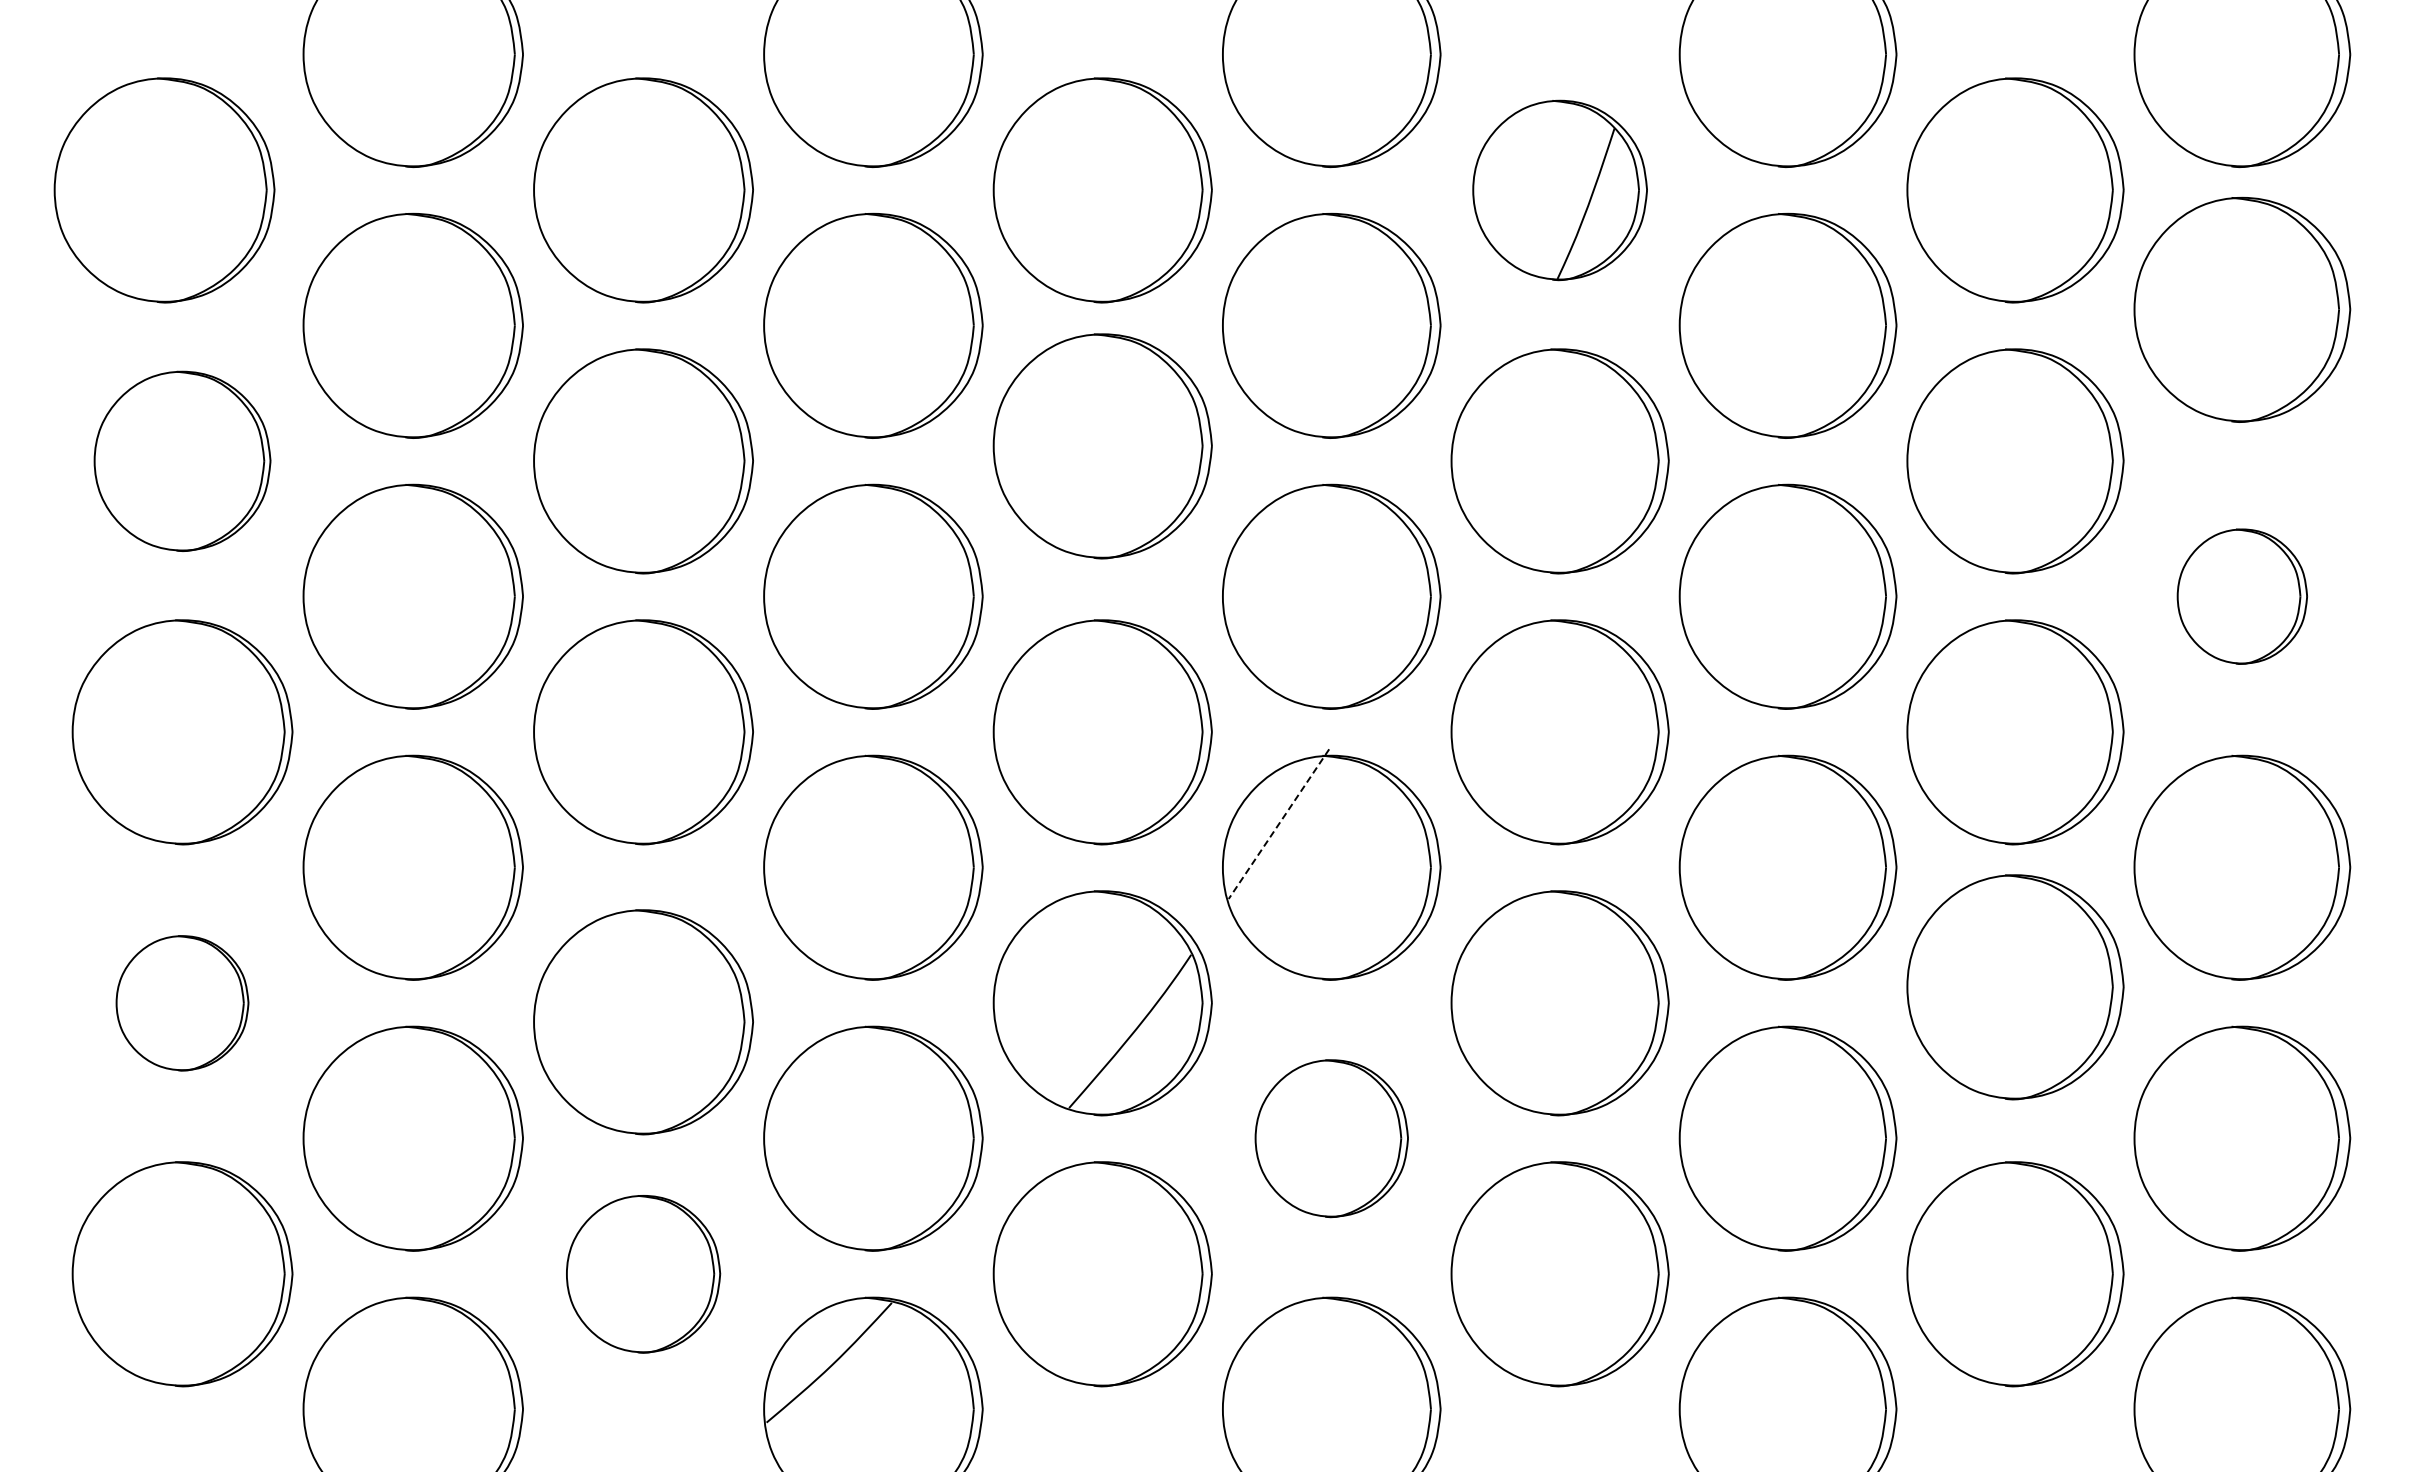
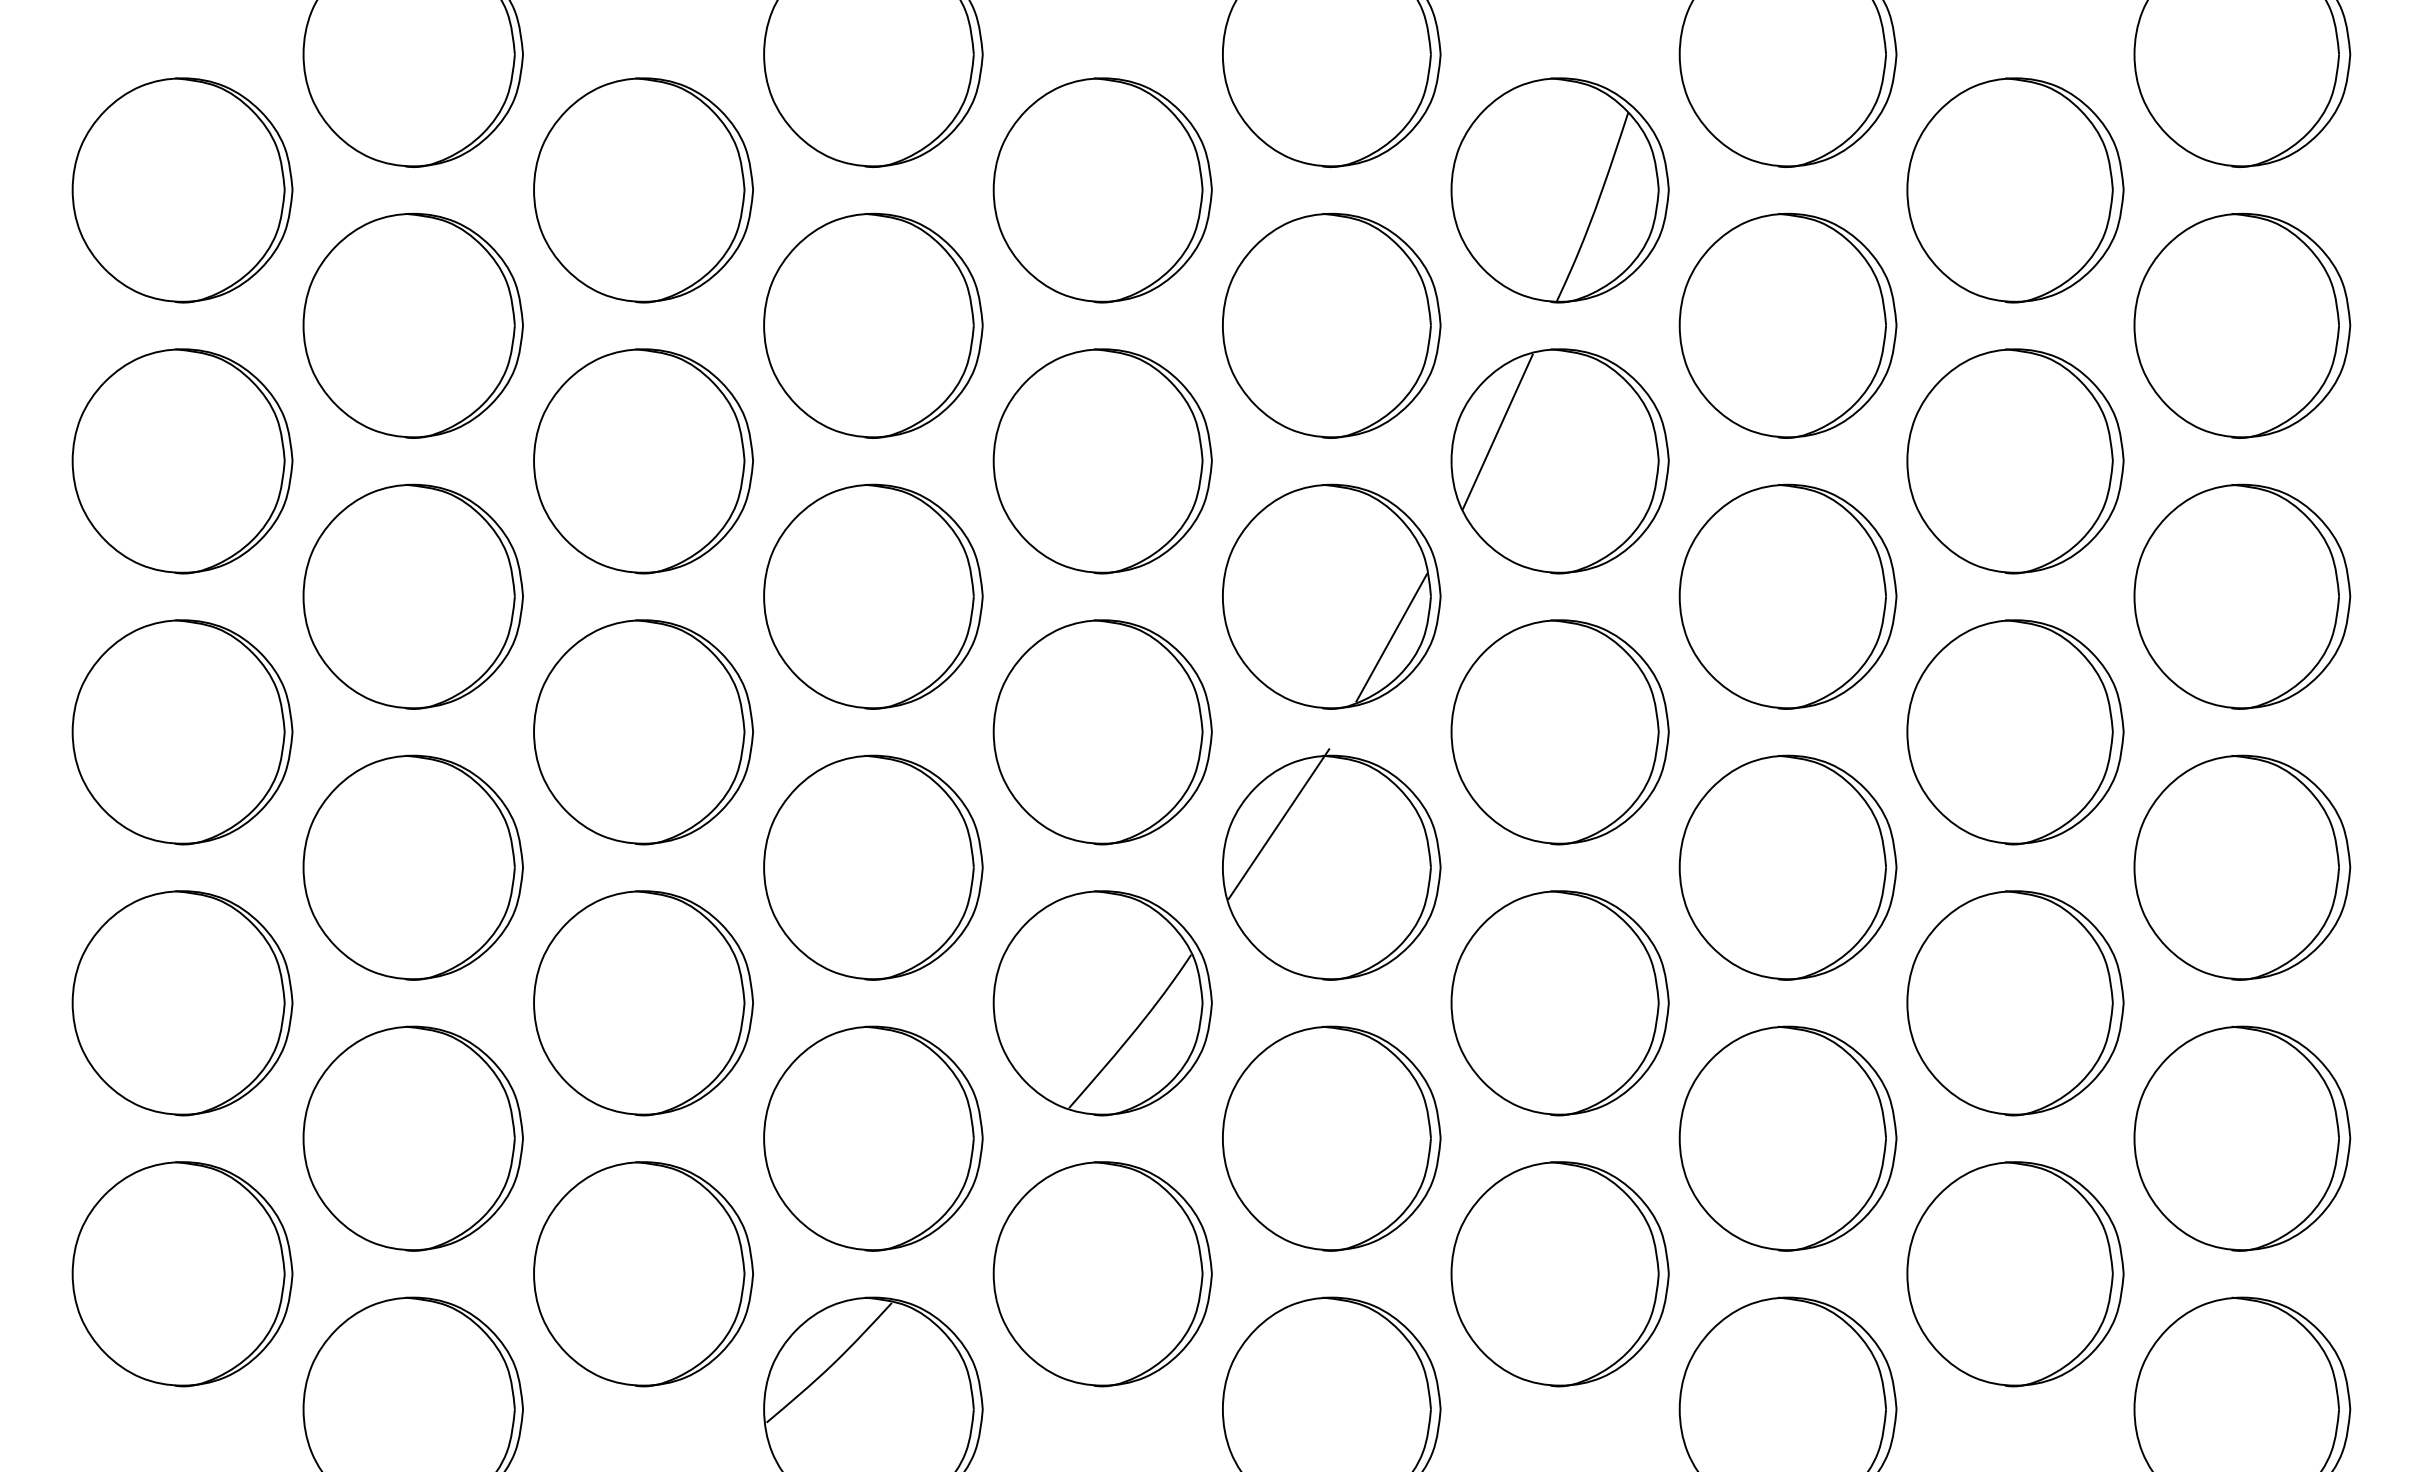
part position: (164, 190) -> (182, 190) (182, 190)
part size: 176x183 px -> 220x227 px (1559, 190)
part position: (2242, 309) -> (2242, 325) (2242, 325)
line: none -> present (1497, 431)
part position: (1102, 446) -> (1102, 461) (1102, 461)
part size: 179x182 px -> 223x227 px (182, 461)
part size: 132x137 px -> 219x227 px (2242, 596)
line: none -> present (1391, 637)
line: dashed -> solid (1278, 824)
part position: (2015, 987) -> (2015, 1003) (2015, 1003)
part size: 135x137 px -> 223x227 px (182, 1003)
part position: (643, 1022) -> (643, 1003) (643, 1003)
part size: 155x160 px -> 220x227 px (1331, 1138)
part size: 156x159 px -> 221x227 px (643, 1274)
